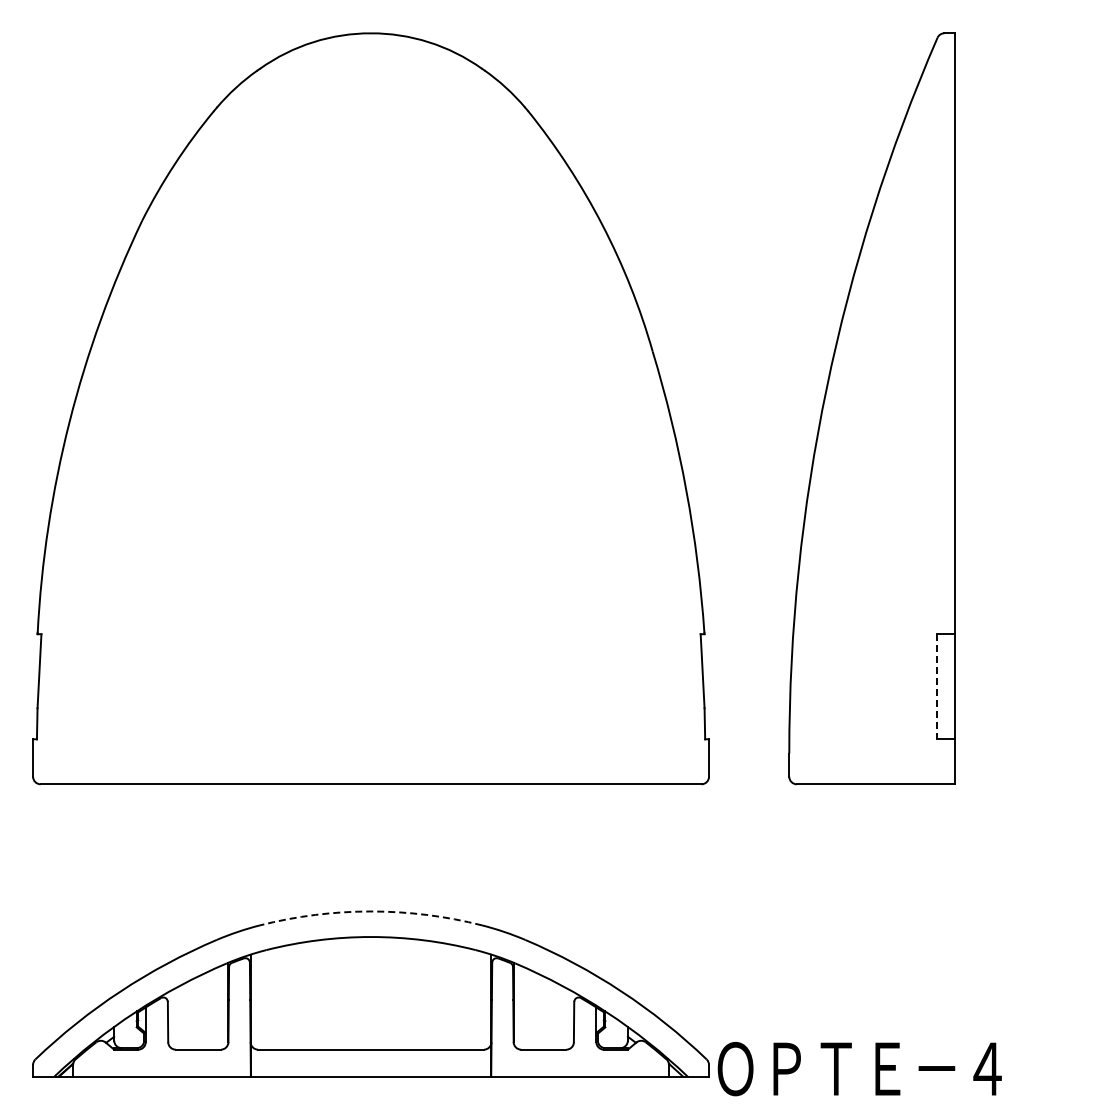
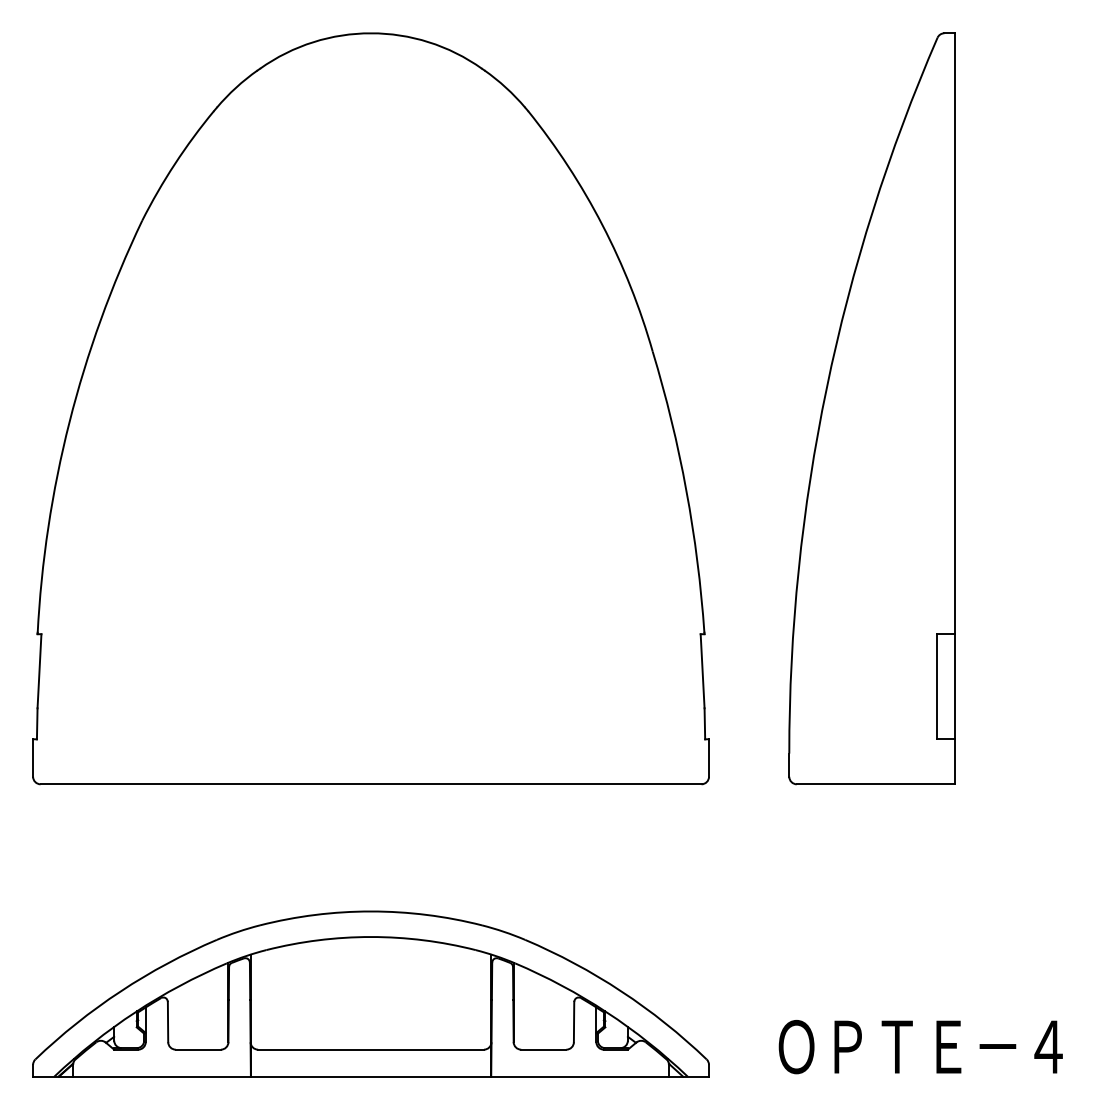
line: dashed -> solid (936, 686)
arc: dashed -> solid (371, 911)
text position: (859, 1069) -> (920, 1047) (920, 1047)
